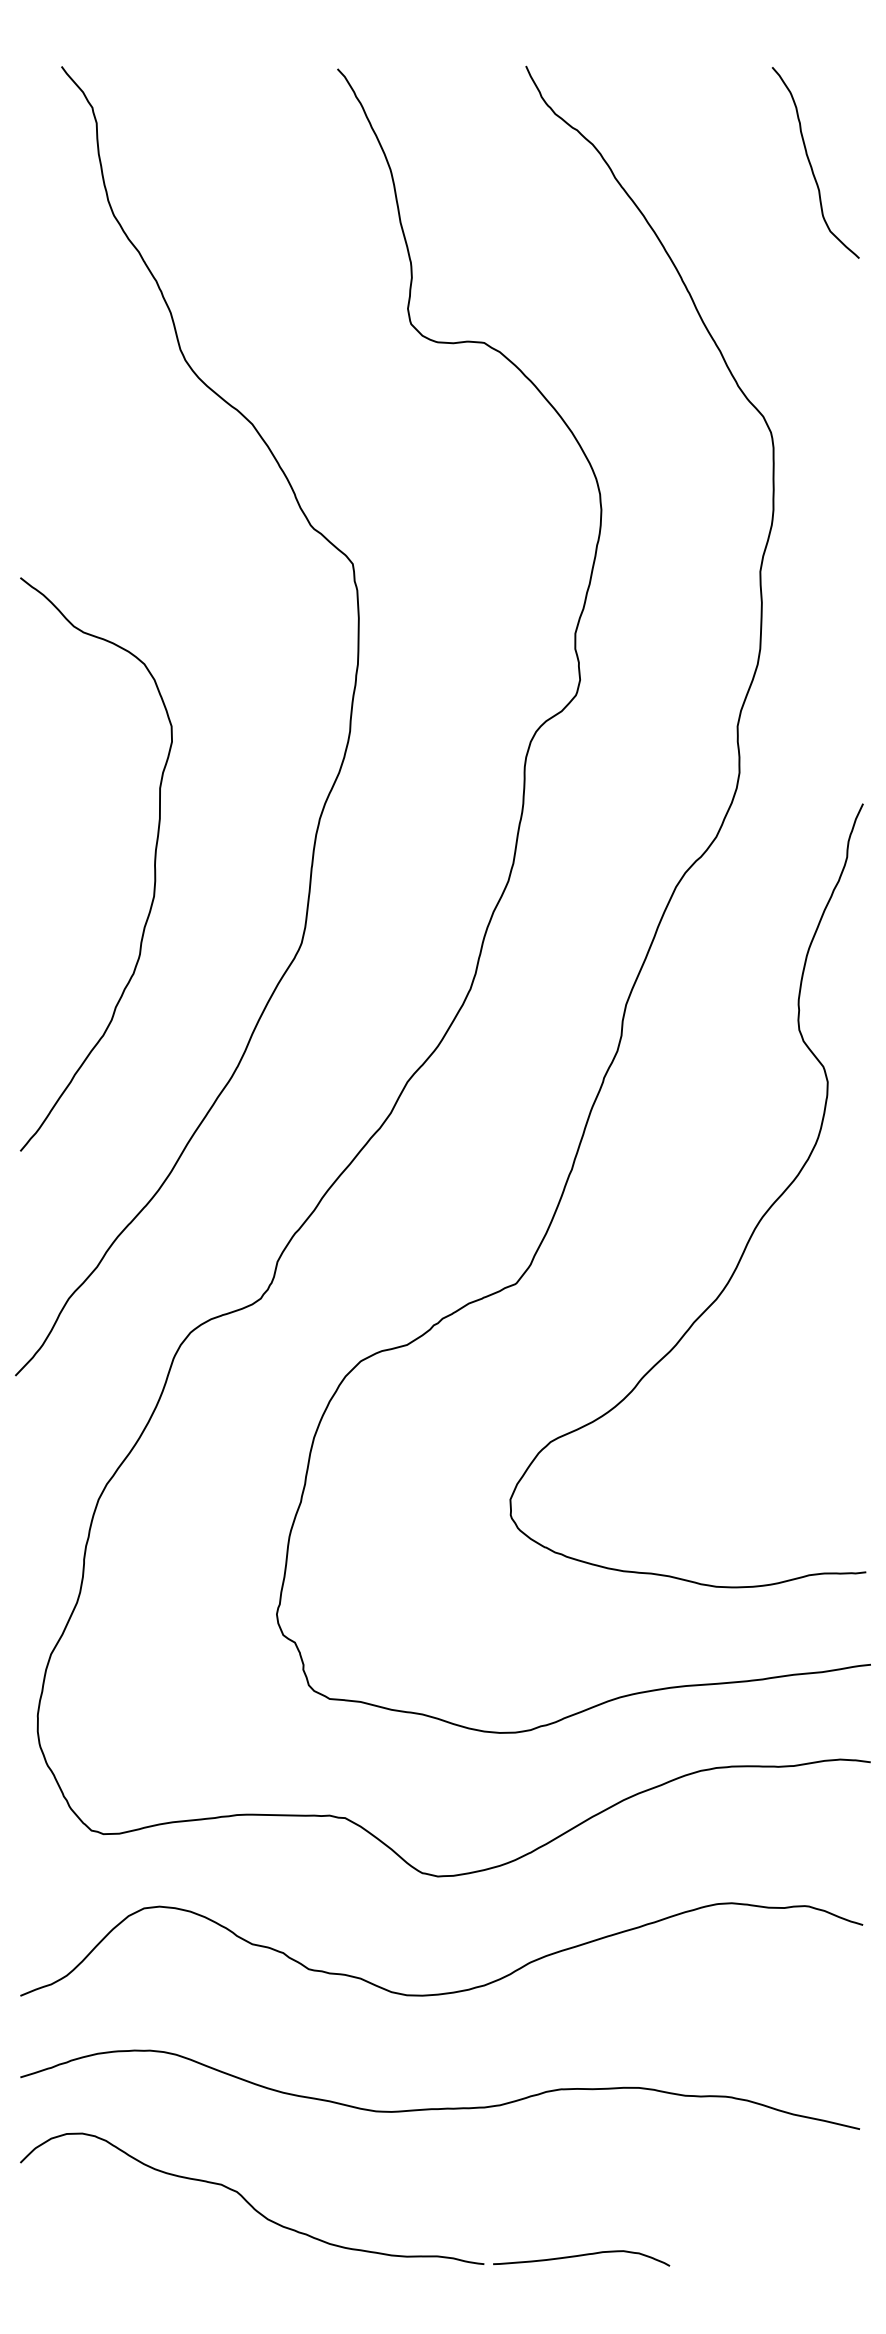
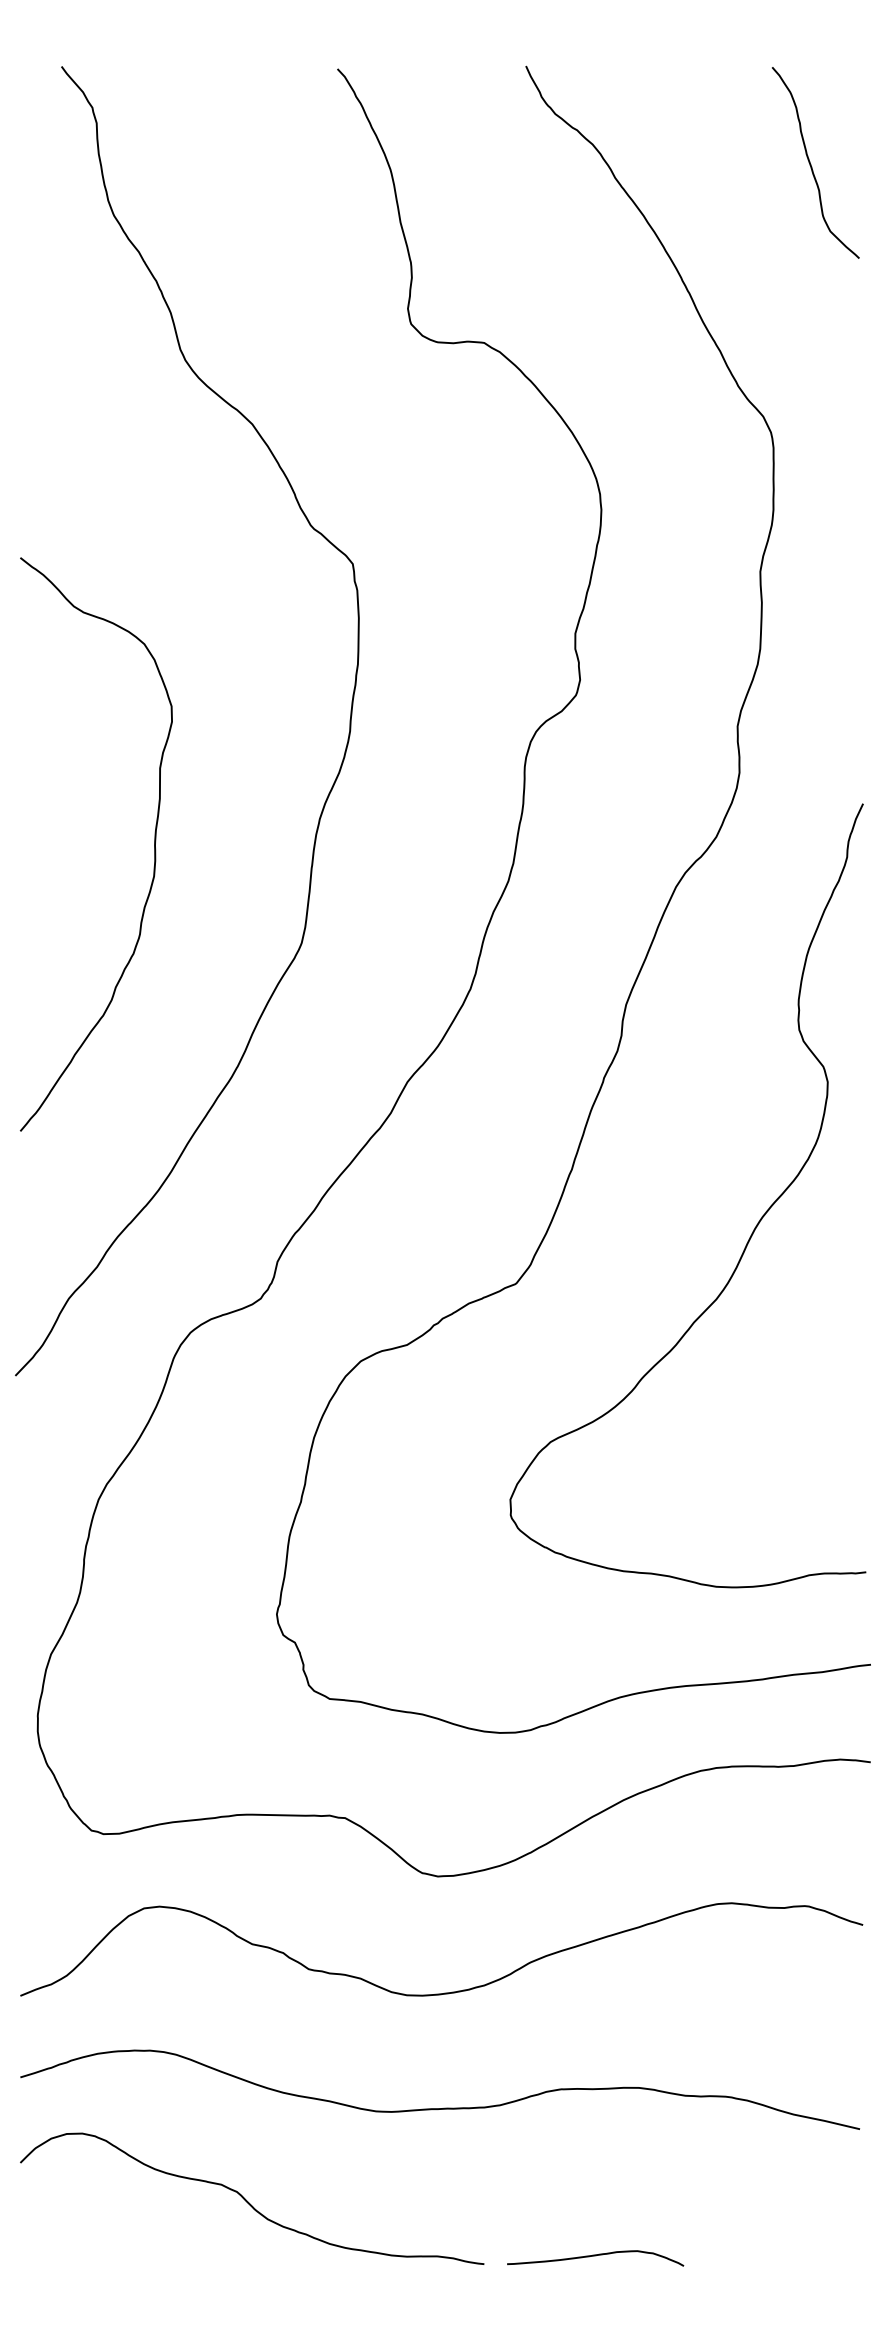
curve position: (154, 864) -> (154, 844) (154, 844)
curve position: (581, 2256) -> (595, 2256) (595, 2256)
